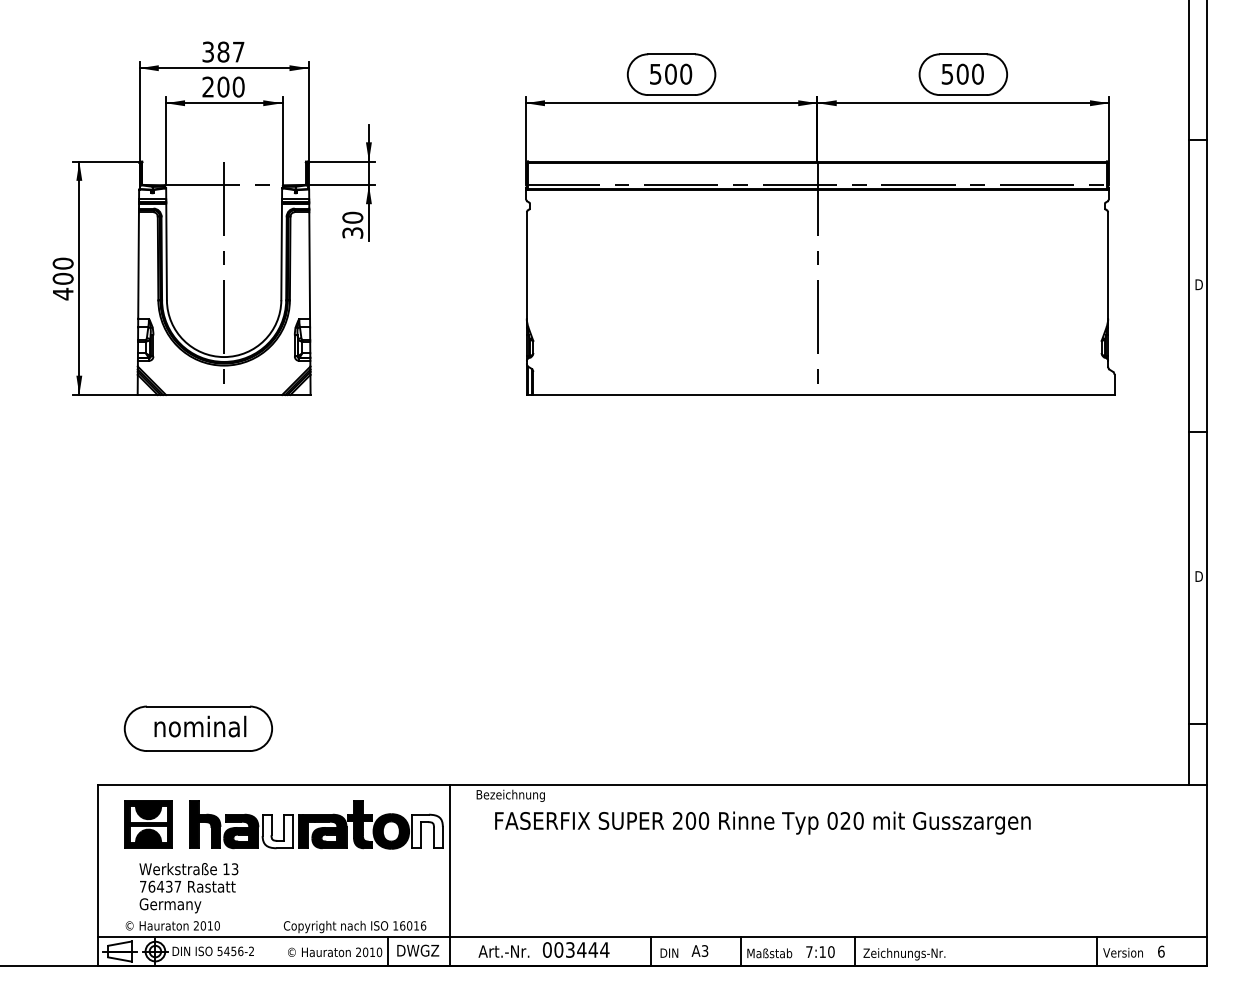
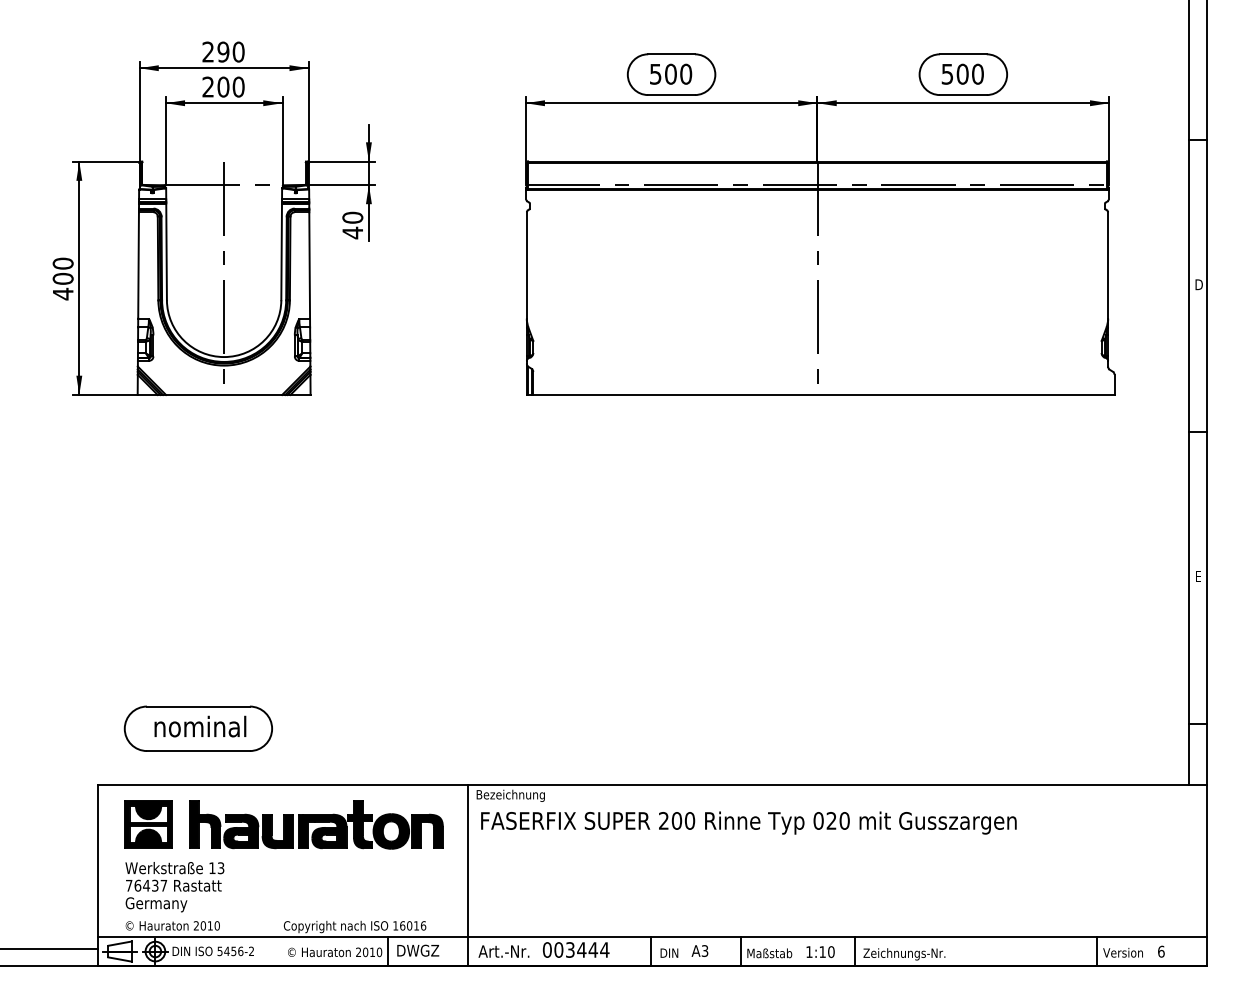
text: 387 -> 290 (223, 51)
text: 30 -> 40 (352, 232)
text: D -> E (1198, 576)
text position: (762, 822) -> (748, 822) (748, 822)
fill: none -> present (277, 831)
fill: none -> present (427, 831)
line position: (450, 875) -> (468, 875) (468, 875)
text position: (188, 888) -> (174, 887) (174, 887)
line: none -> present (49, 948)
text: 7:10 -> 1:10 (809, 951)
